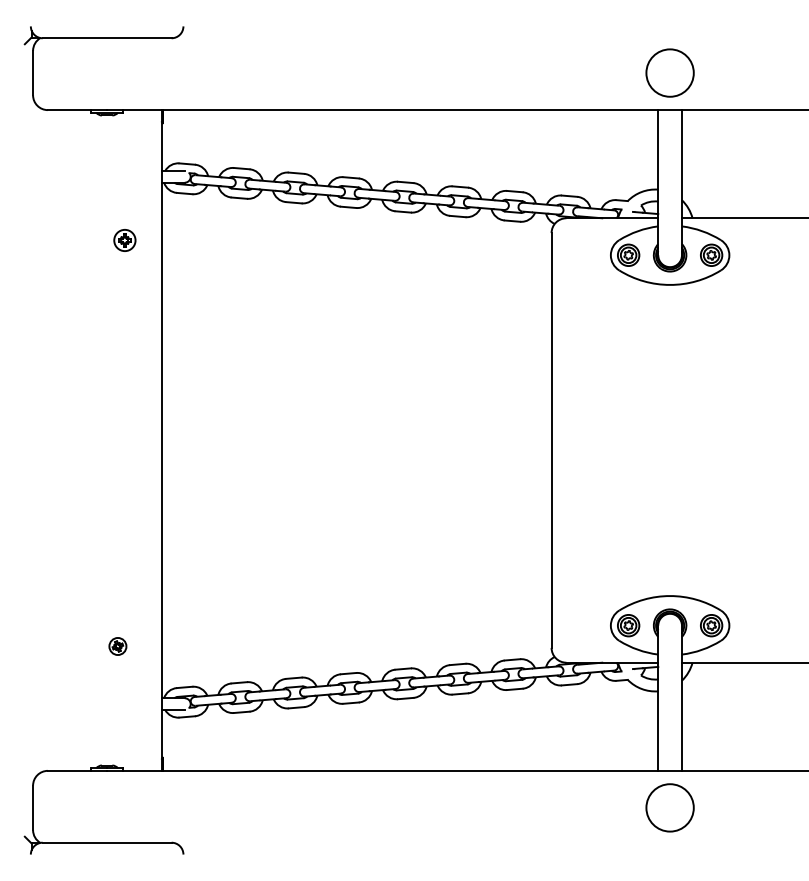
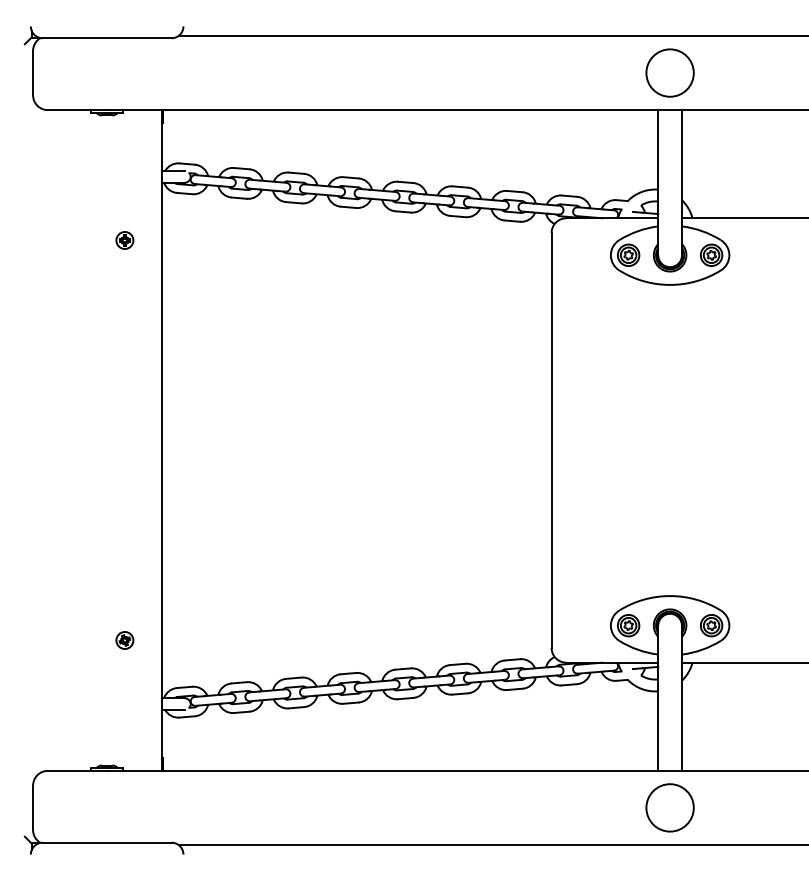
line: none -> present (491, 36)
part size: 24x23 px -> 20x19 px (124, 240)
part position: (117, 646) -> (124, 640) (124, 640)
line: none -> present (491, 844)
